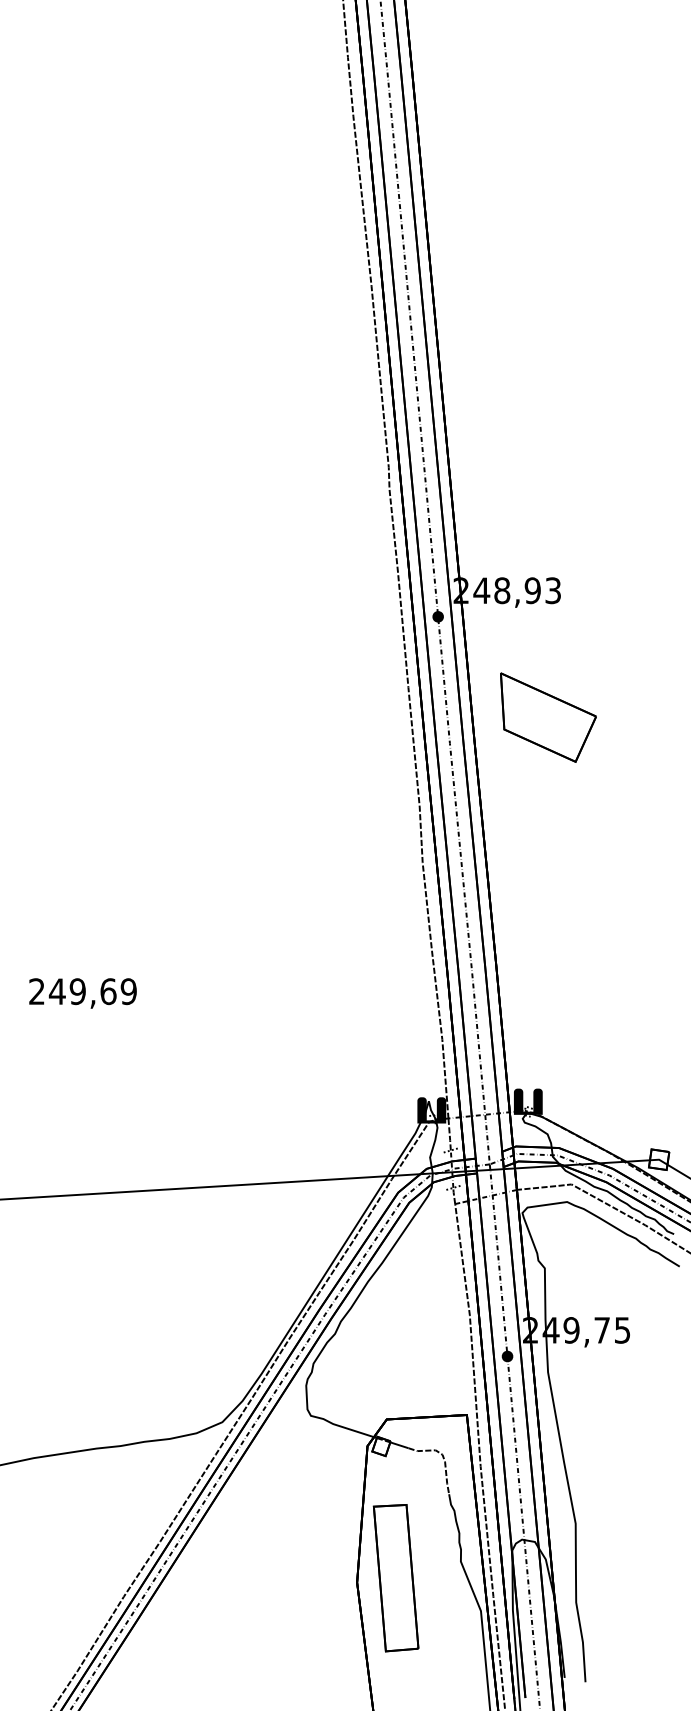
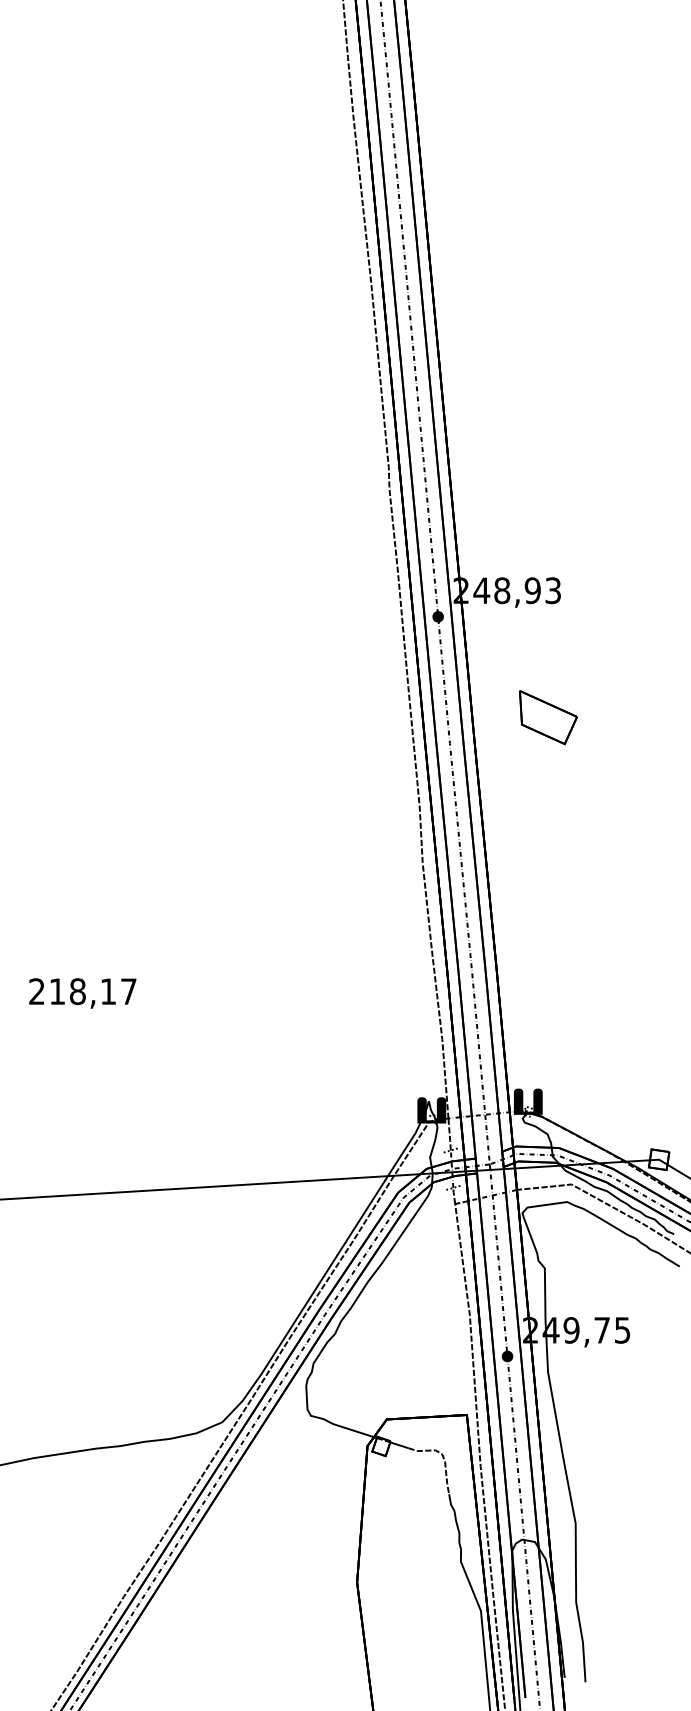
part size: 97x91 px -> 59x56 px (548, 717)
text: 249,69 -> 218,17 (92, 991)
part: present -> none (395, 1578)
